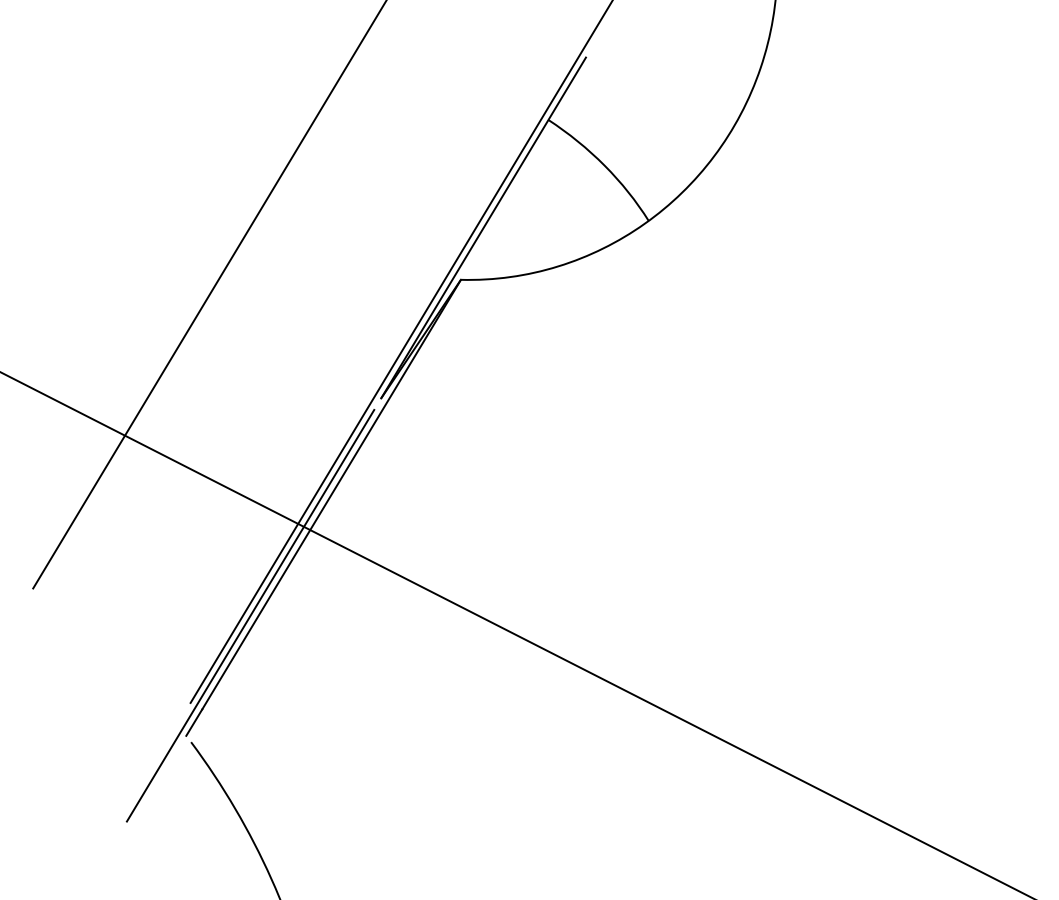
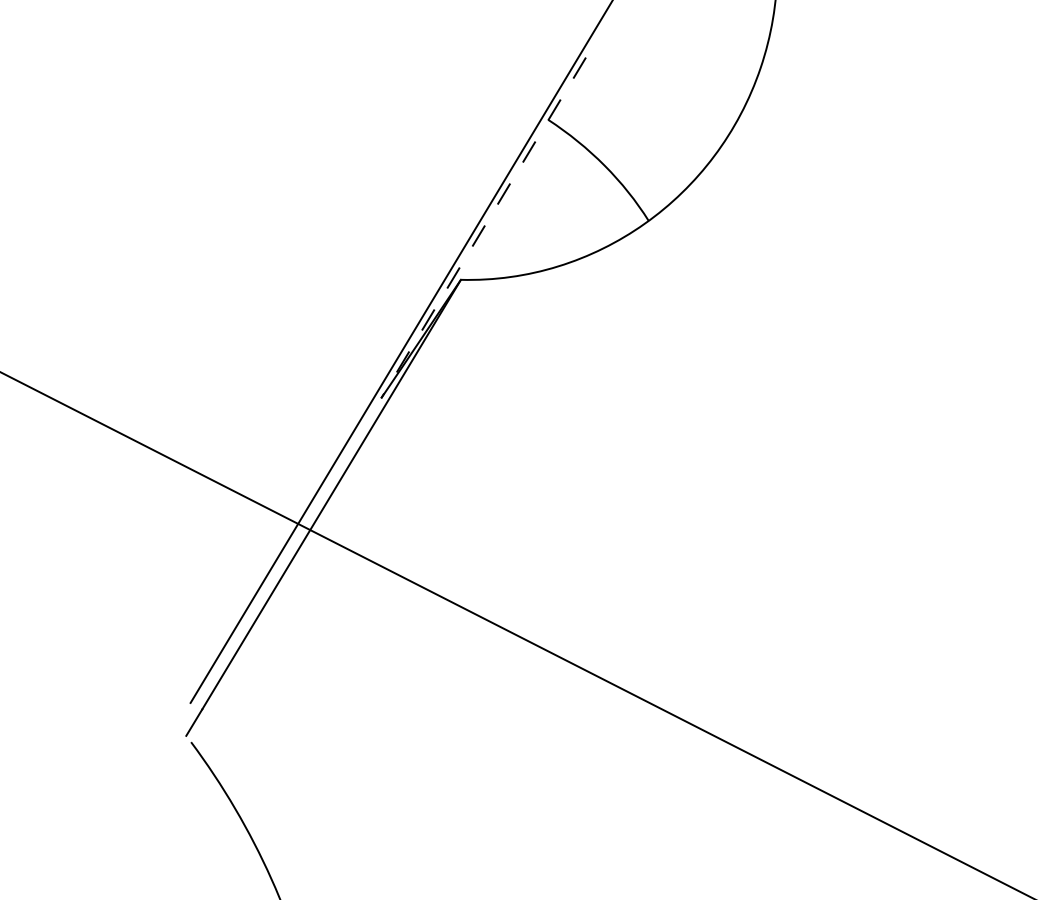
line: solid -> dashed (483, 228)
line: present -> none (209, 295)
line: present -> none (250, 615)
